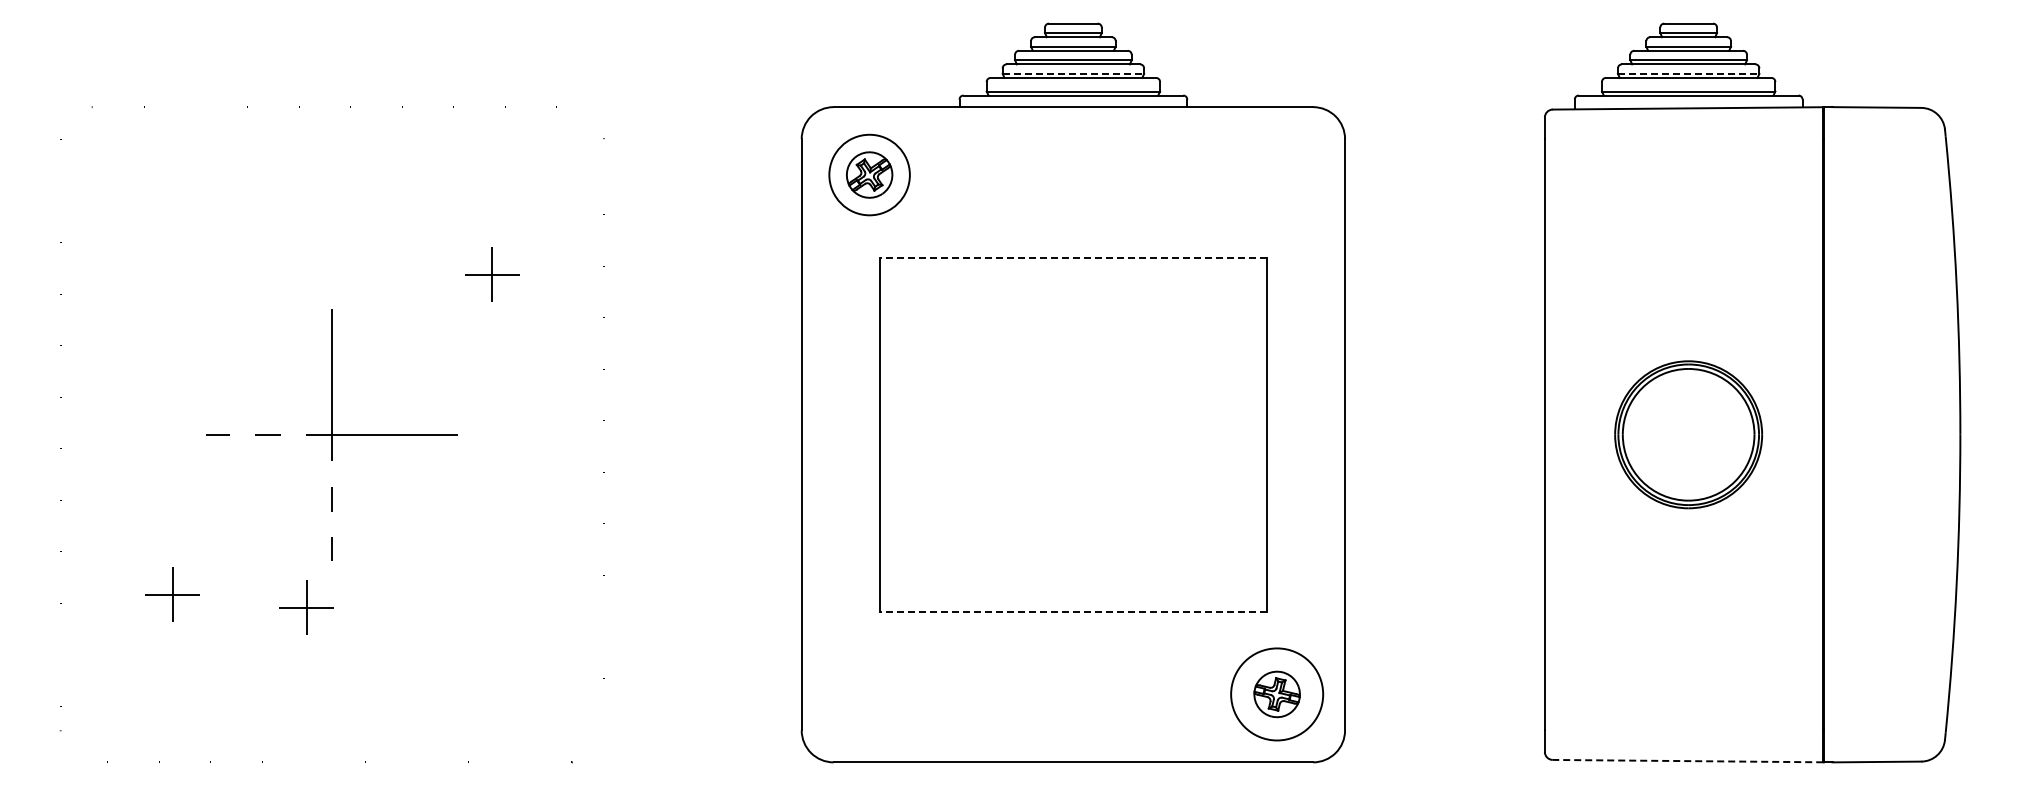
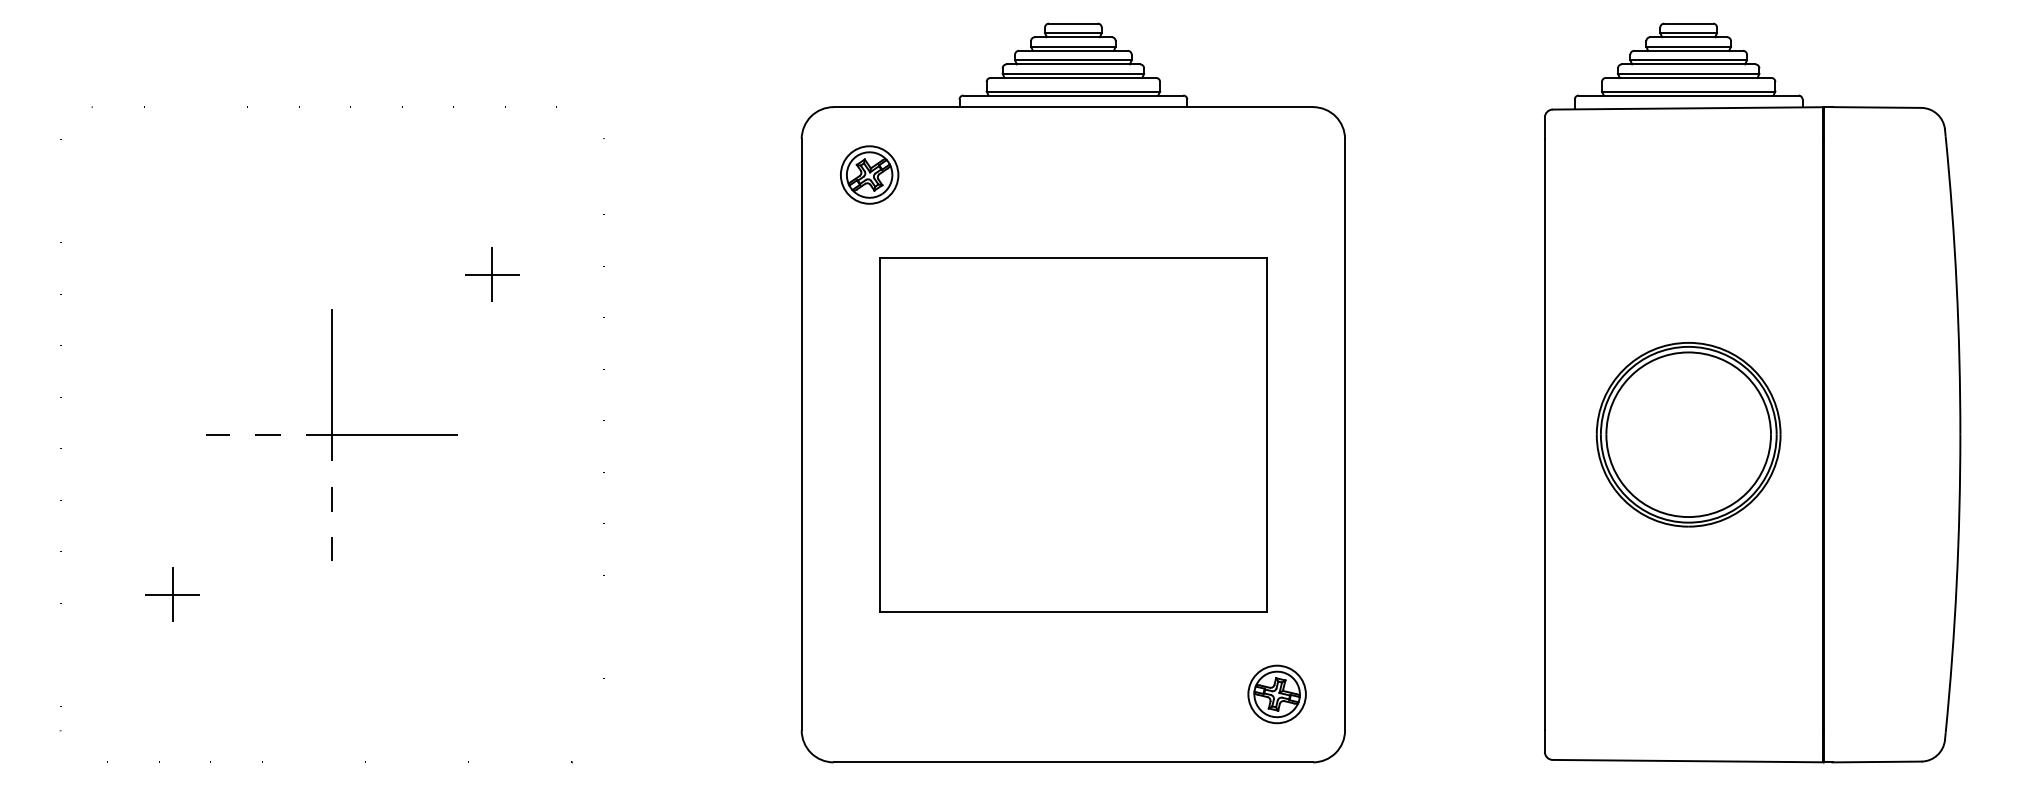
line: dashed -> solid (1073, 73)
line: dashed -> solid (1688, 73)
circle diameter: 81 px -> 58 px (869, 174)
line: dashed -> solid (1073, 257)
part size: 150x150 px -> 187x186 px (1688, 434)
part: present -> none (306, 607)
line: dashed -> solid (1073, 611)
circle diameter: 92 px -> 58 px (1276, 694)
line: dashed -> solid (1687, 761)
